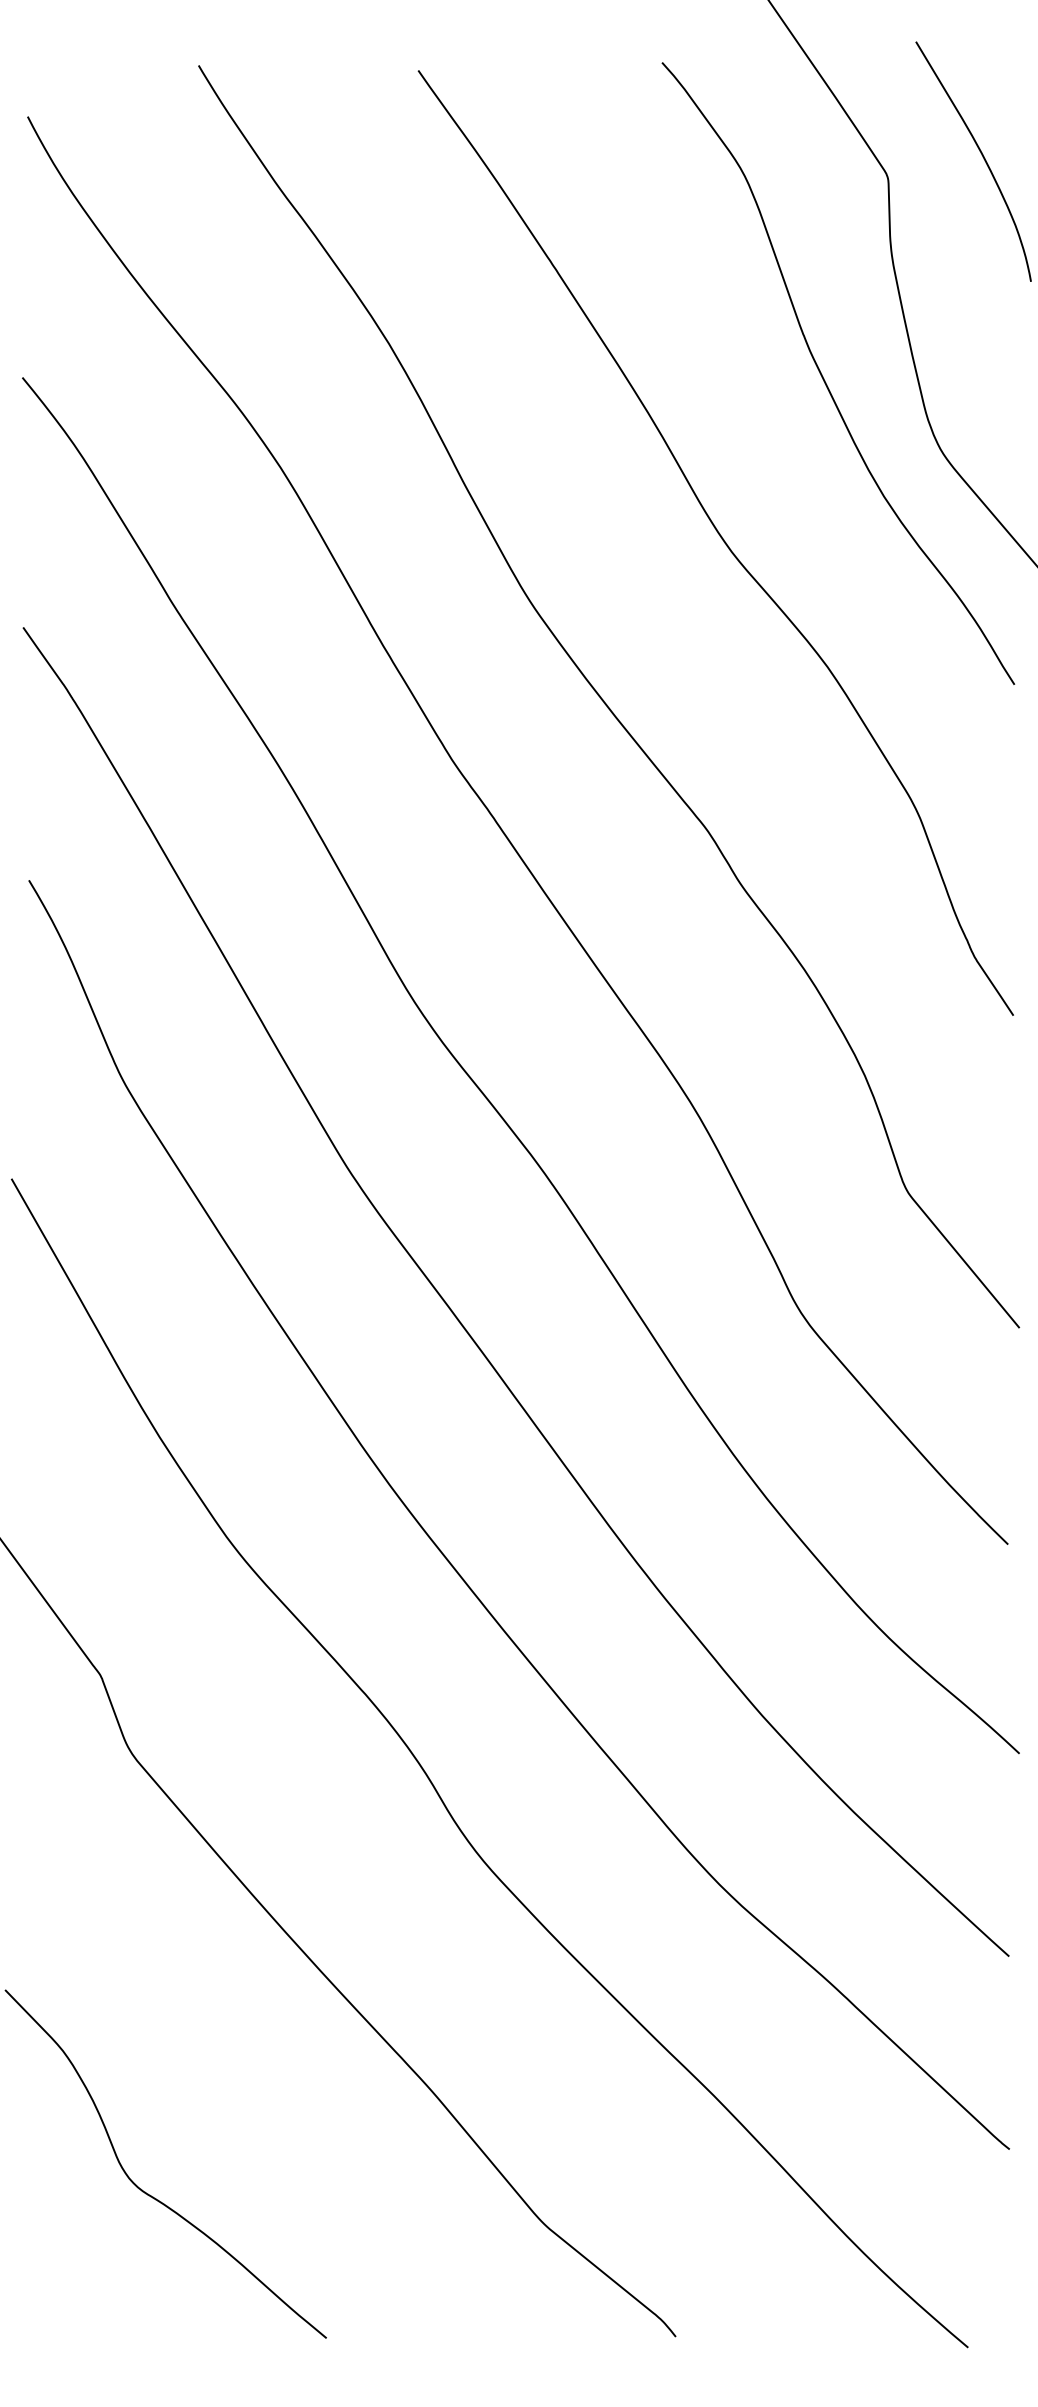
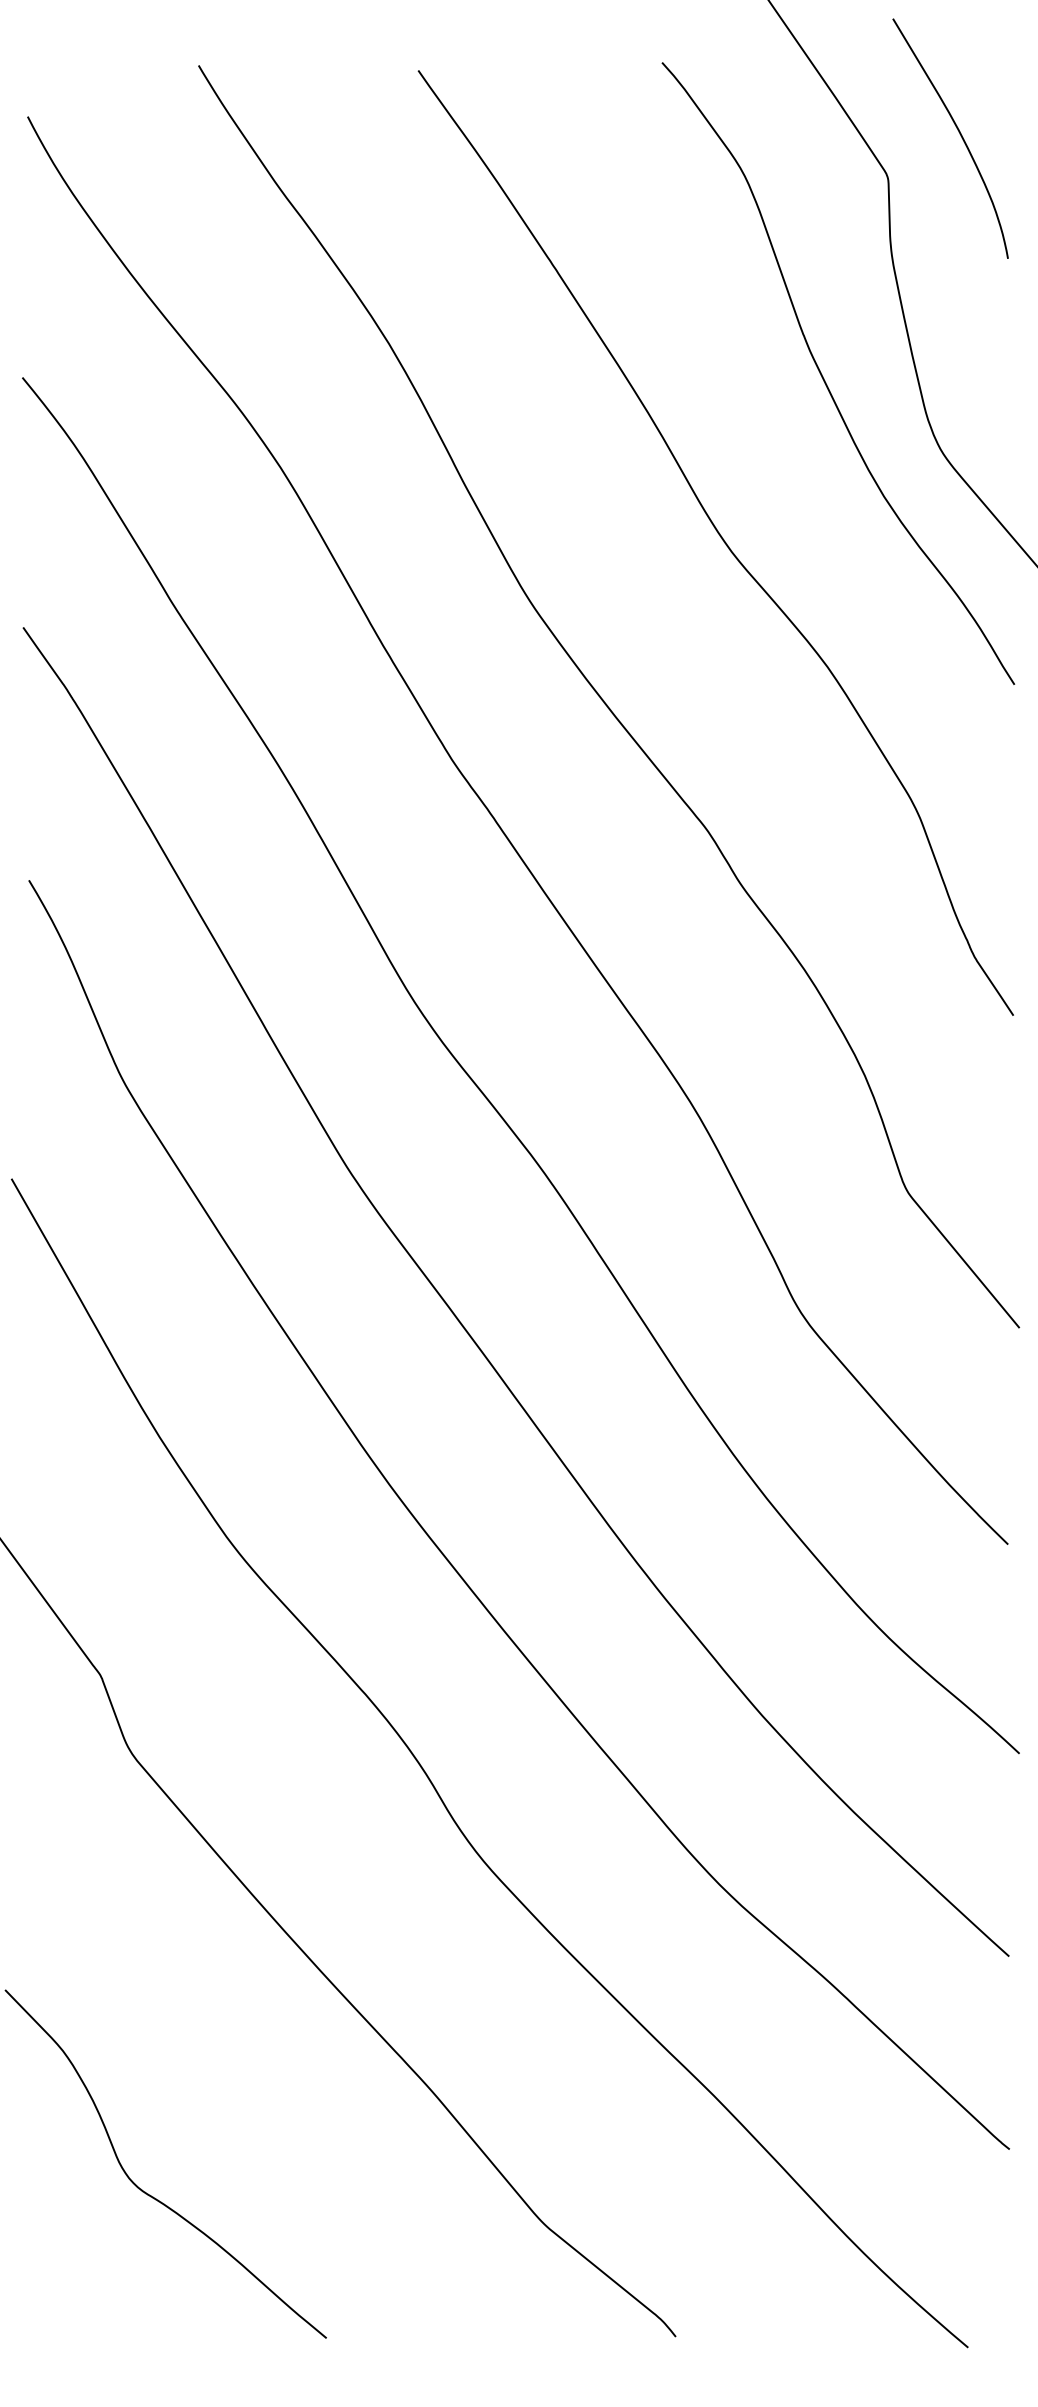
curve position: (982, 157) -> (959, 134) (959, 134)
